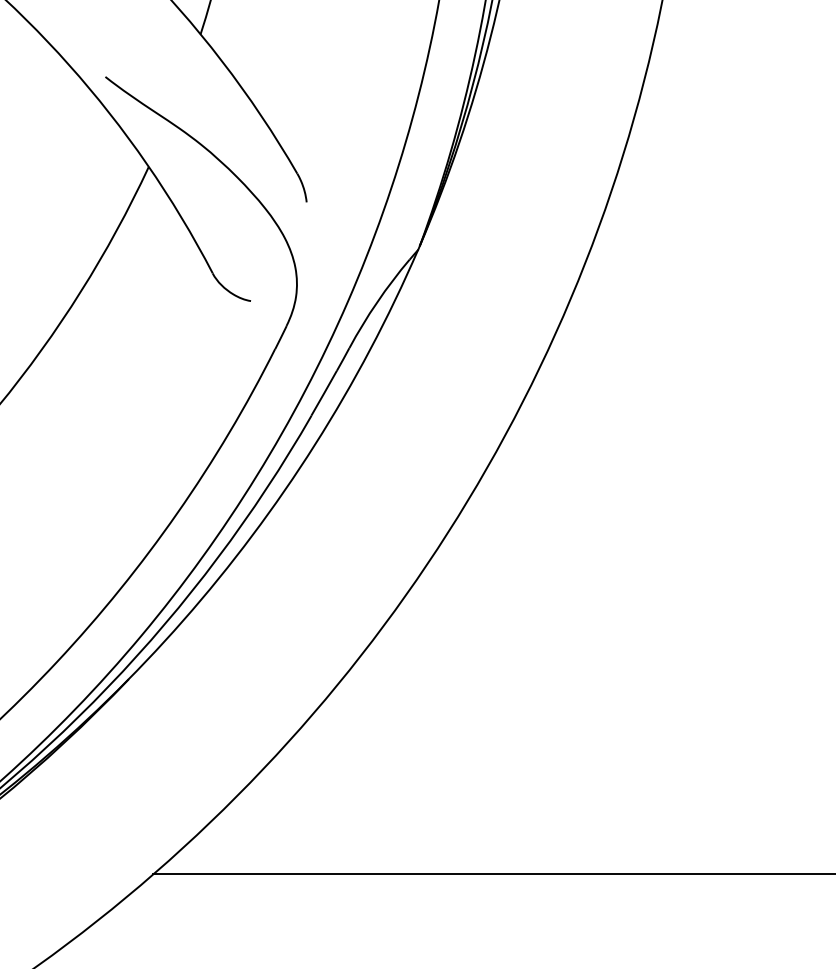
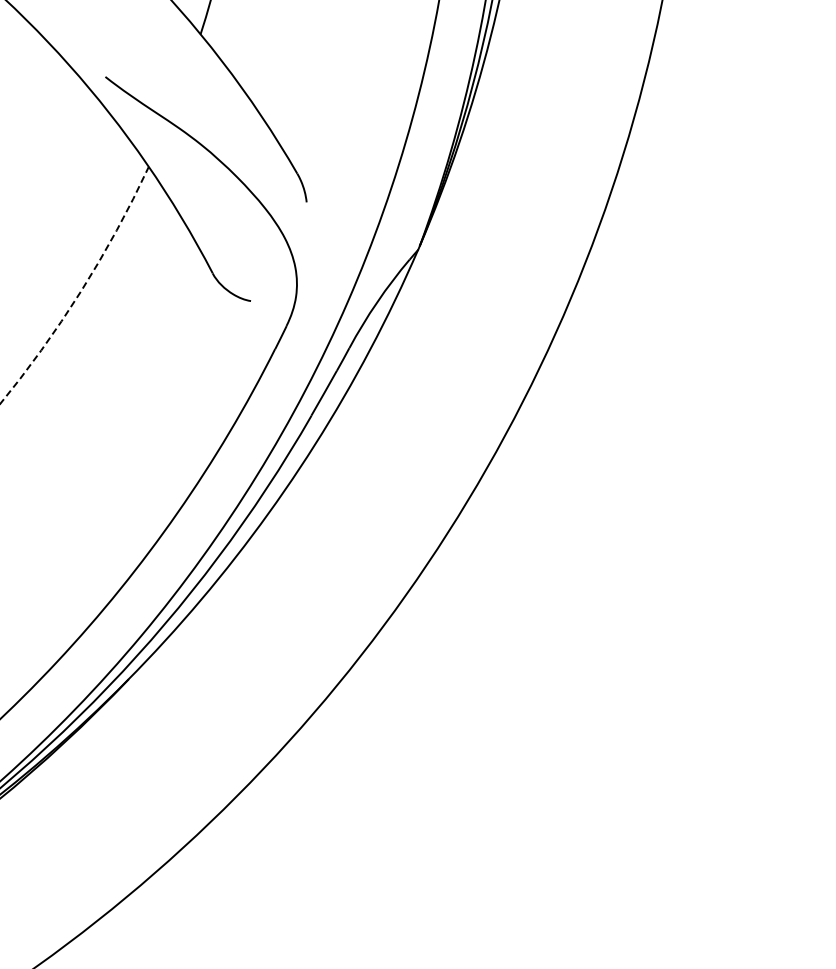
arc: solid -> dashed (81, 290)
line: present -> none (492, 874)
